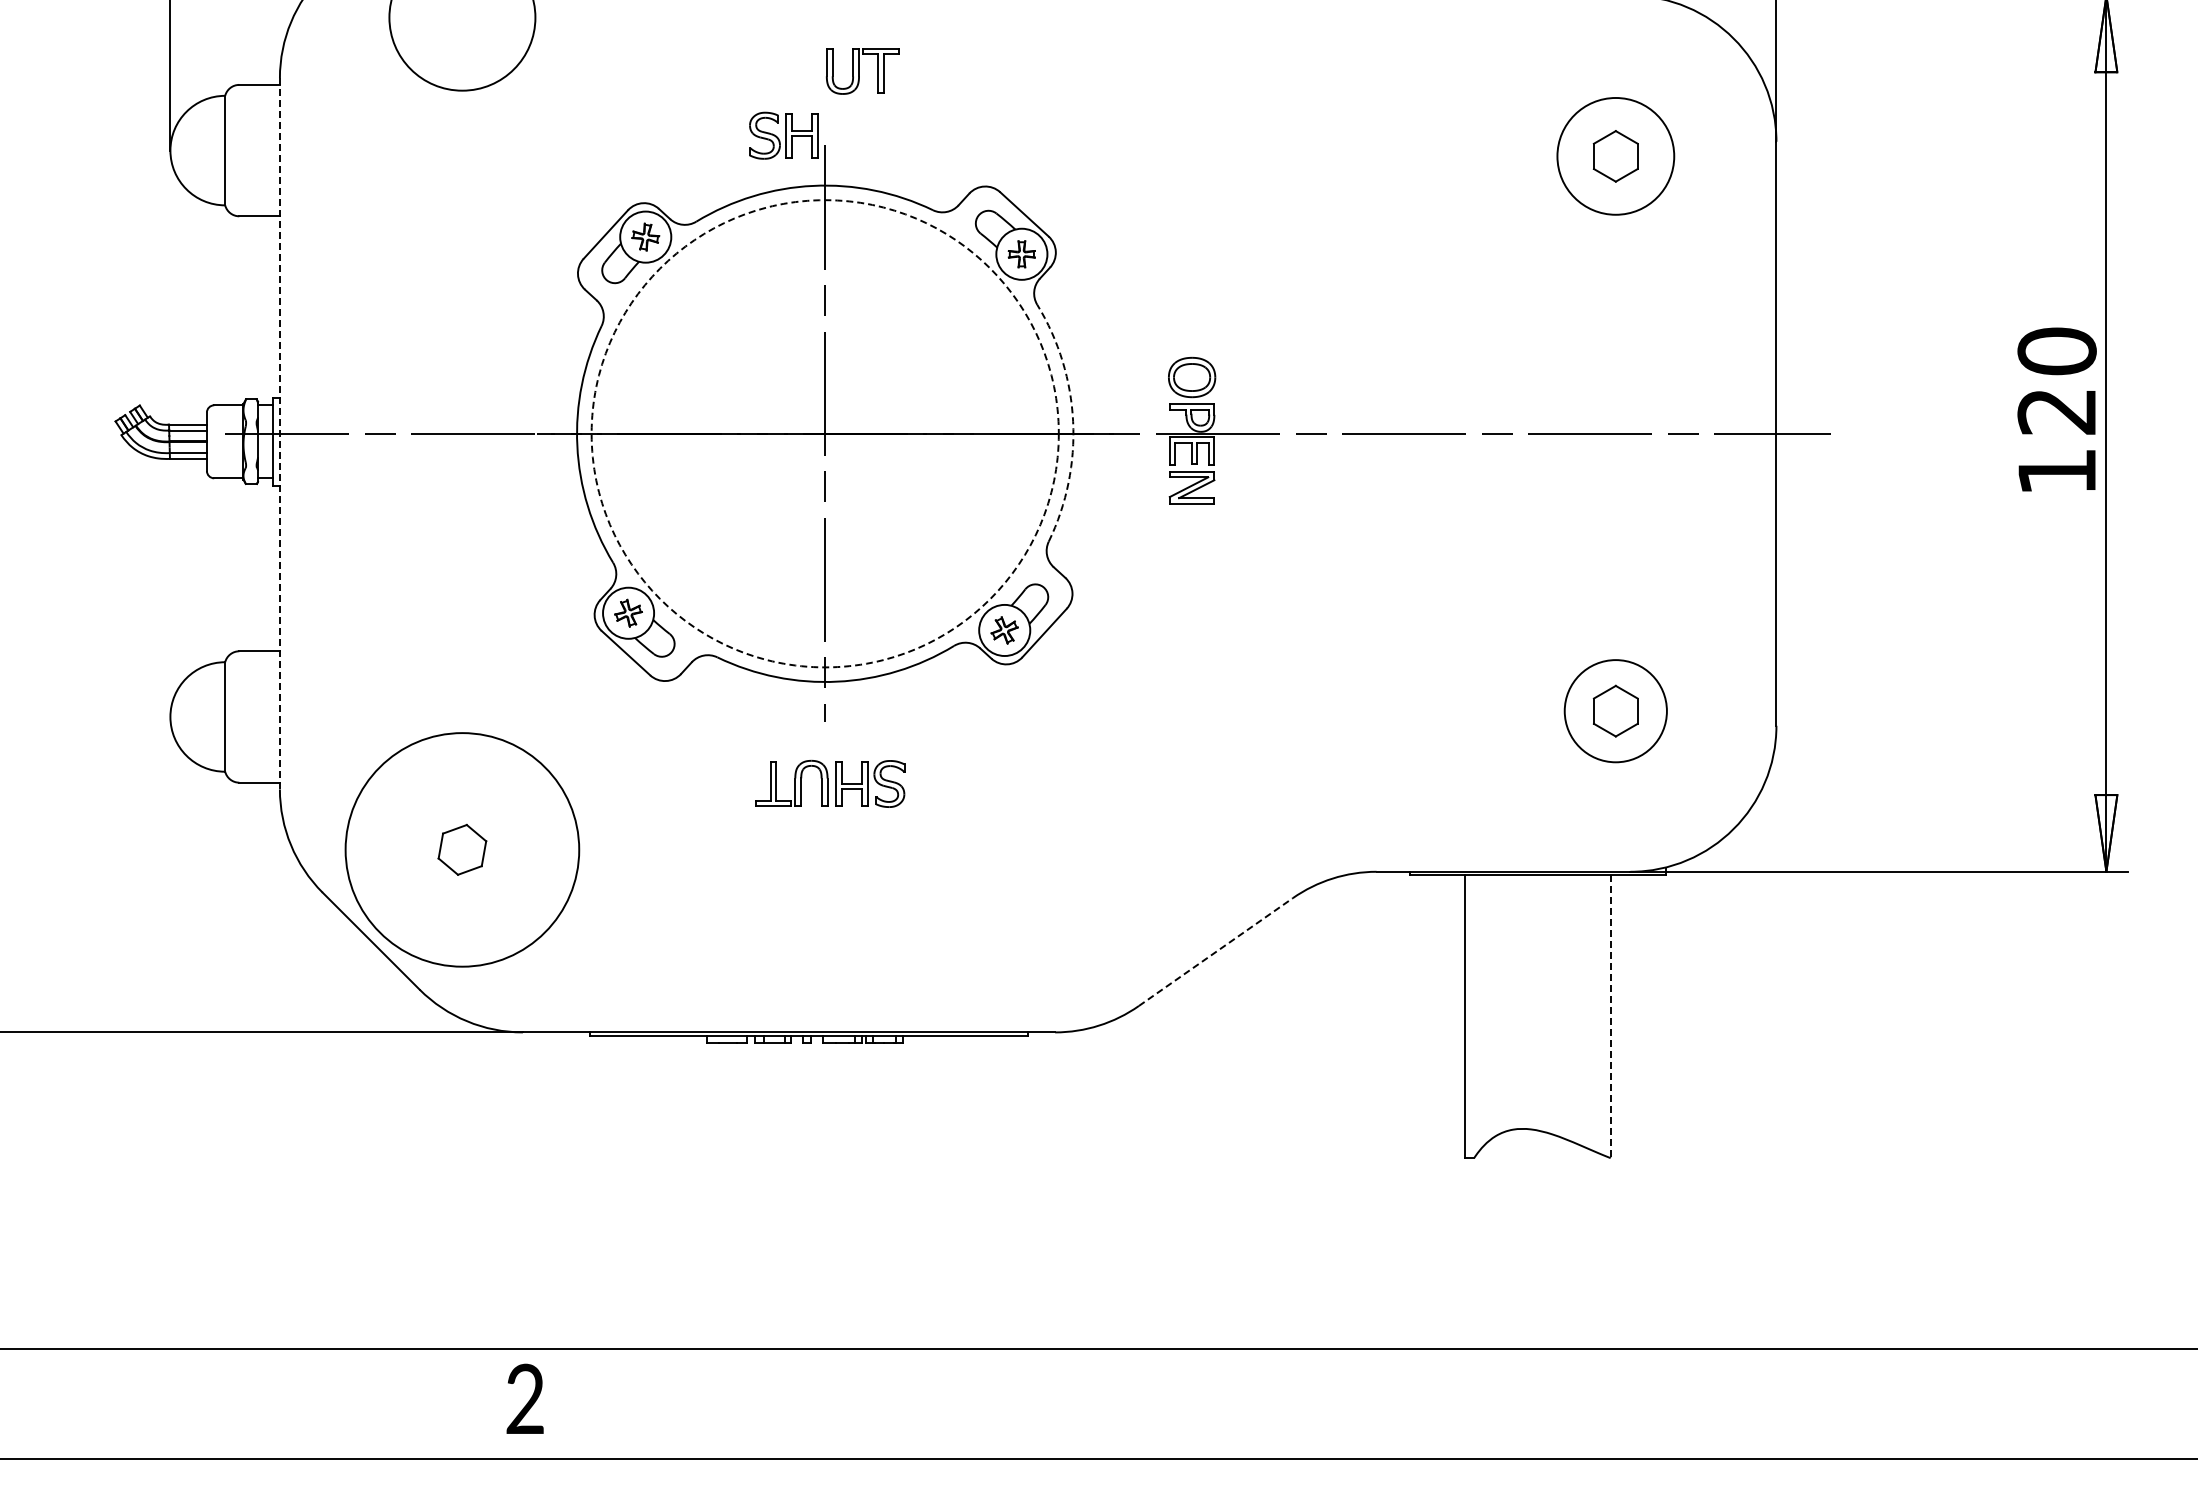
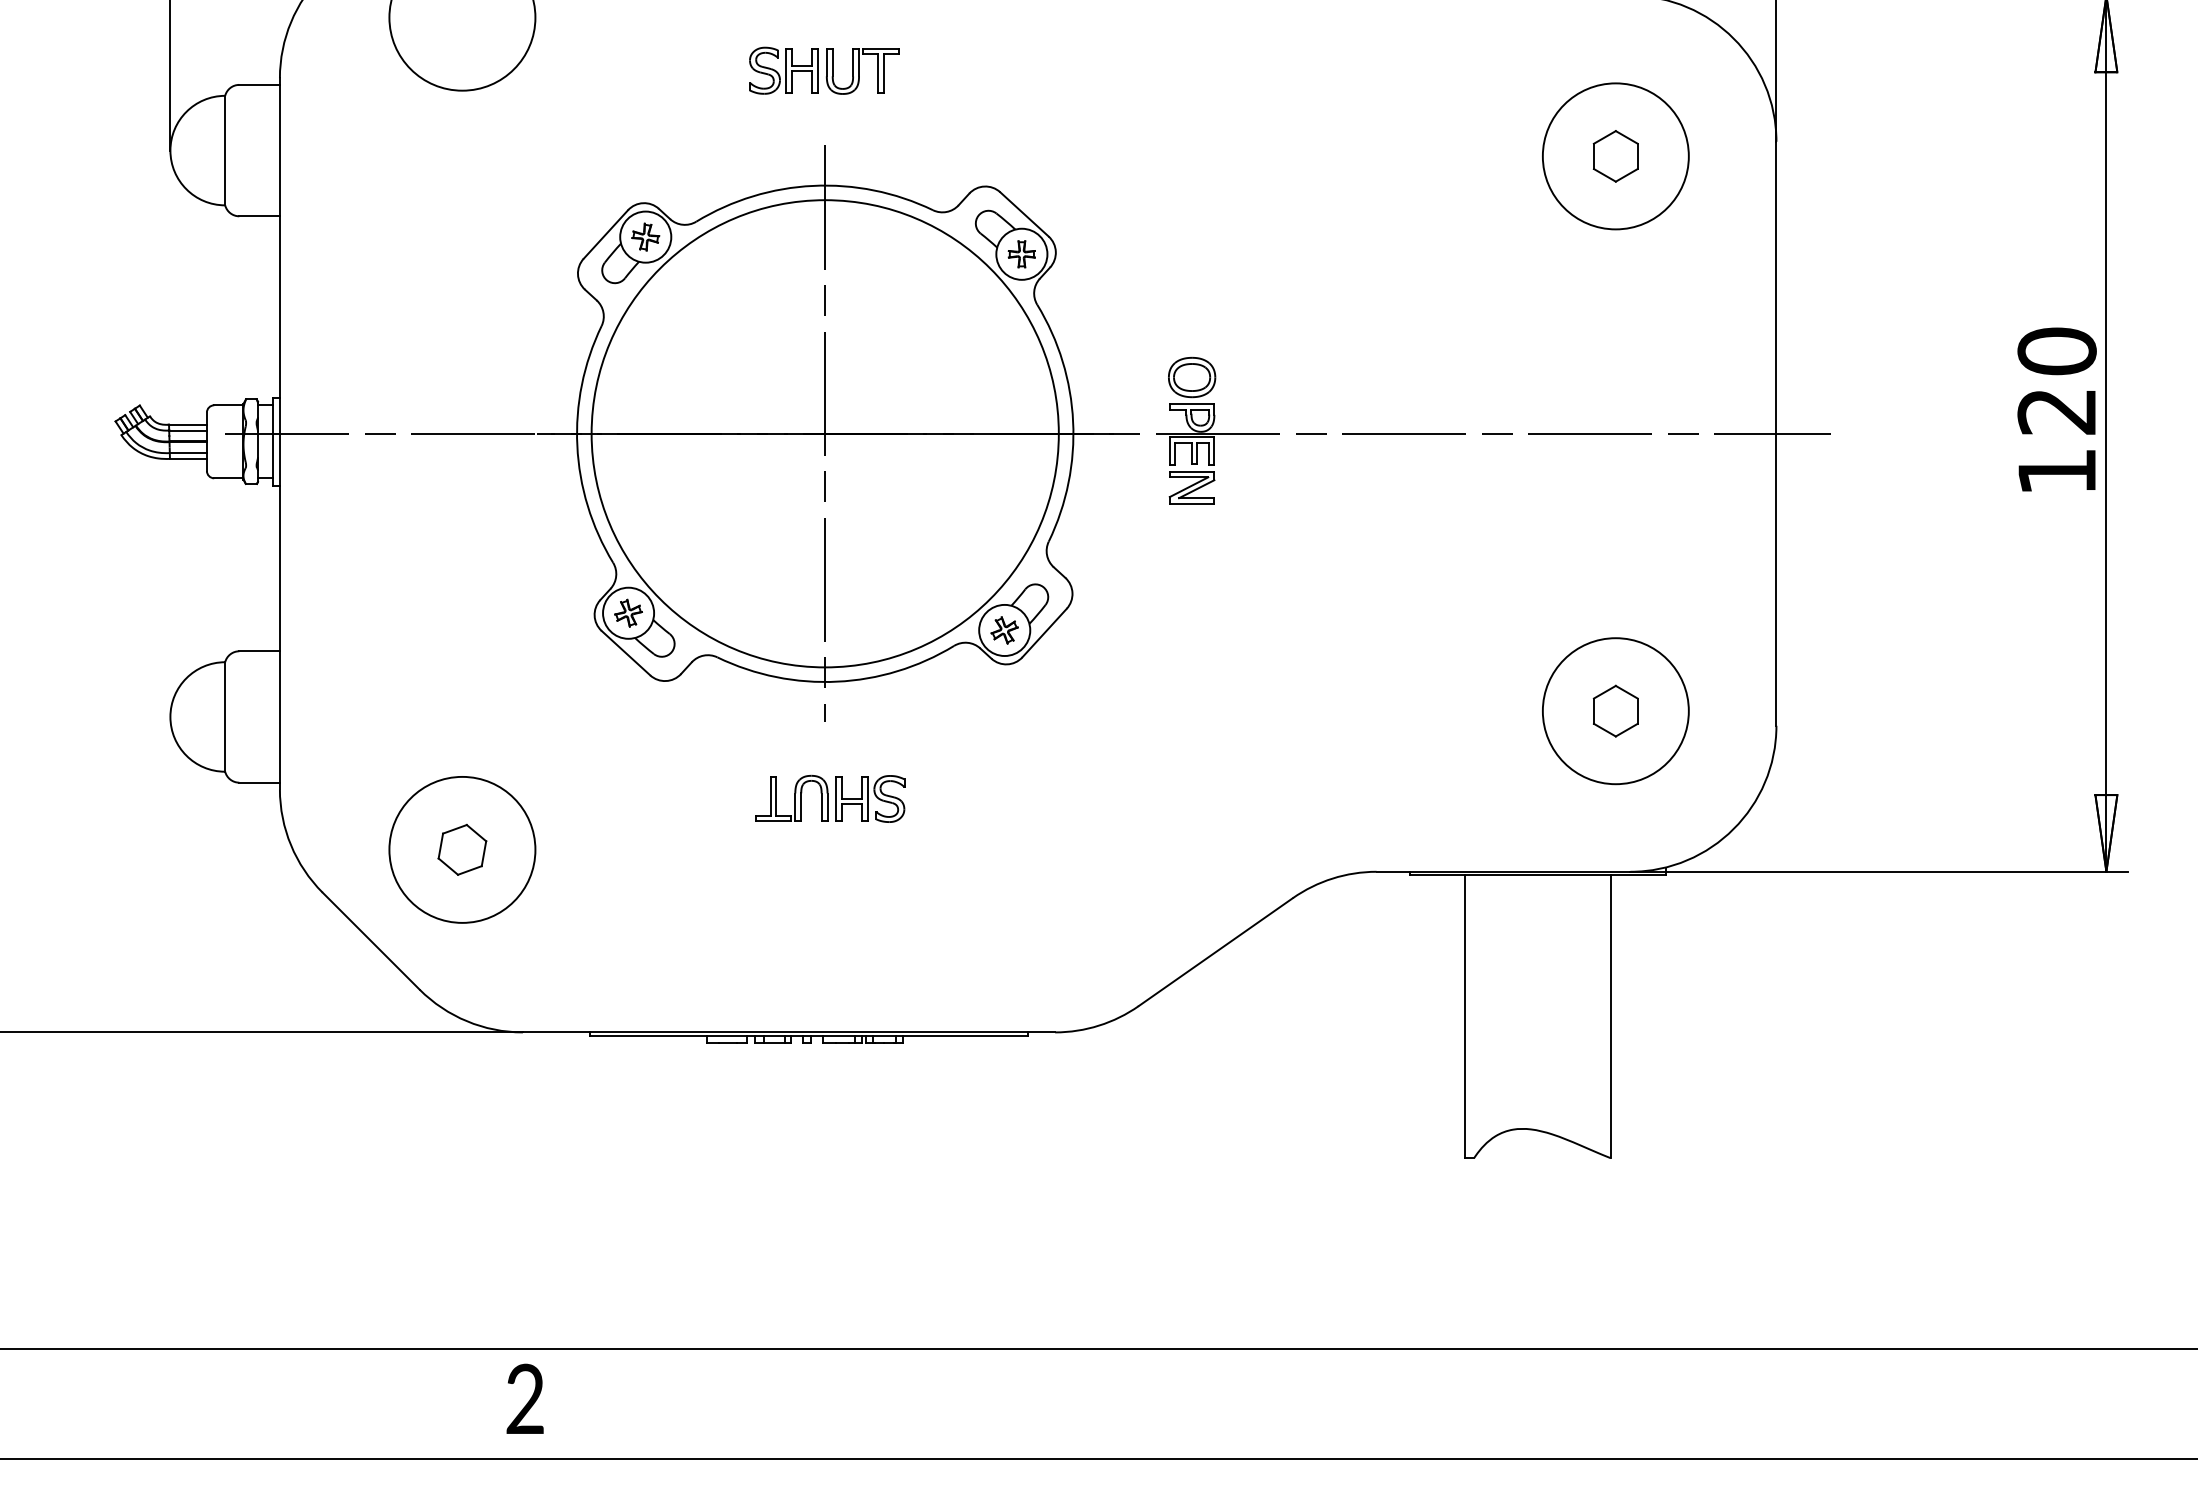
part position: (783, 135) -> (783, 70) (783, 70)
circle diameter: 117 px -> 146 px (1615, 156)
arc: dashed -> solid (1073, 421)
line: dashed -> solid (279, 433)
circle: dashed -> solid (824, 433)
circle diameter: 102 px -> 146 px (1615, 711)
part position: (830, 783) -> (830, 798) (830, 798)
circle diameter: 234 px -> 146 px (462, 849)
line: dashed -> solid (1215, 952)
line: dashed -> solid (1610, 1017)
